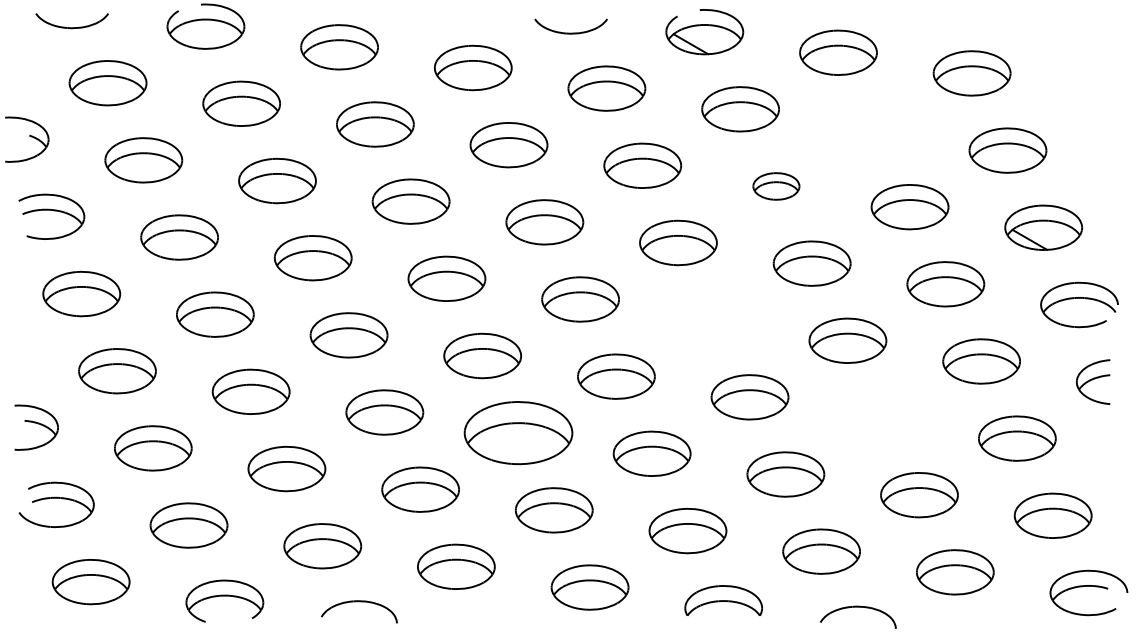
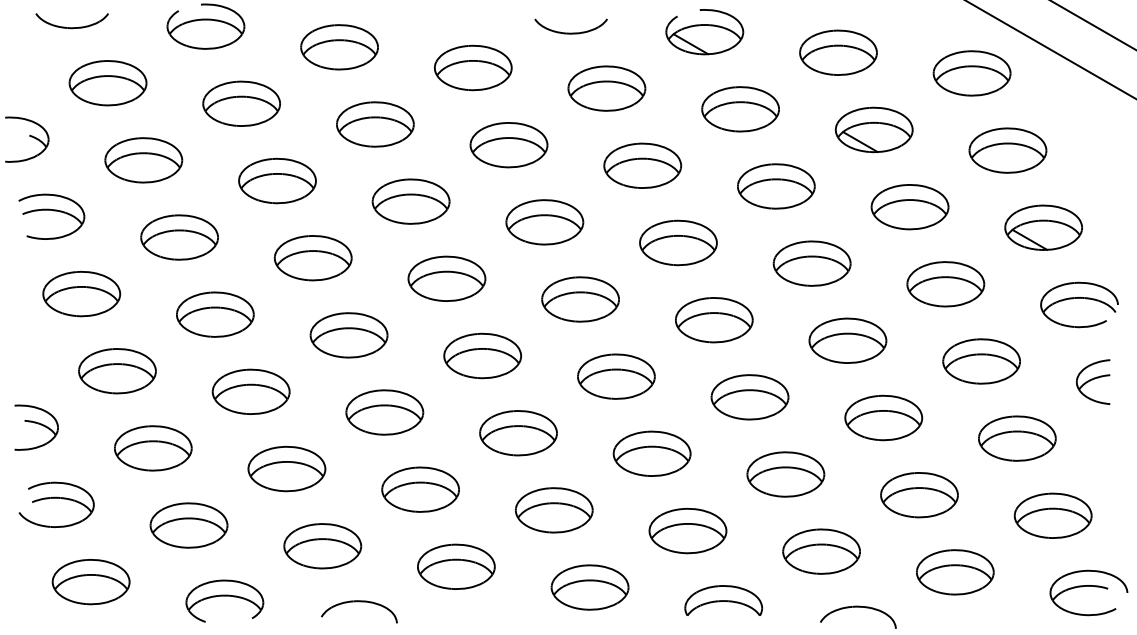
line: none -> present (1093, 25)
line: none -> present (1050, 49)
part: none -> present (873, 129)
part size: 49x29 px -> 79x47 px (776, 186)
part: none -> present (714, 320)
part: none -> present (883, 417)
part size: 111x65 px -> 79x47 px (518, 433)
